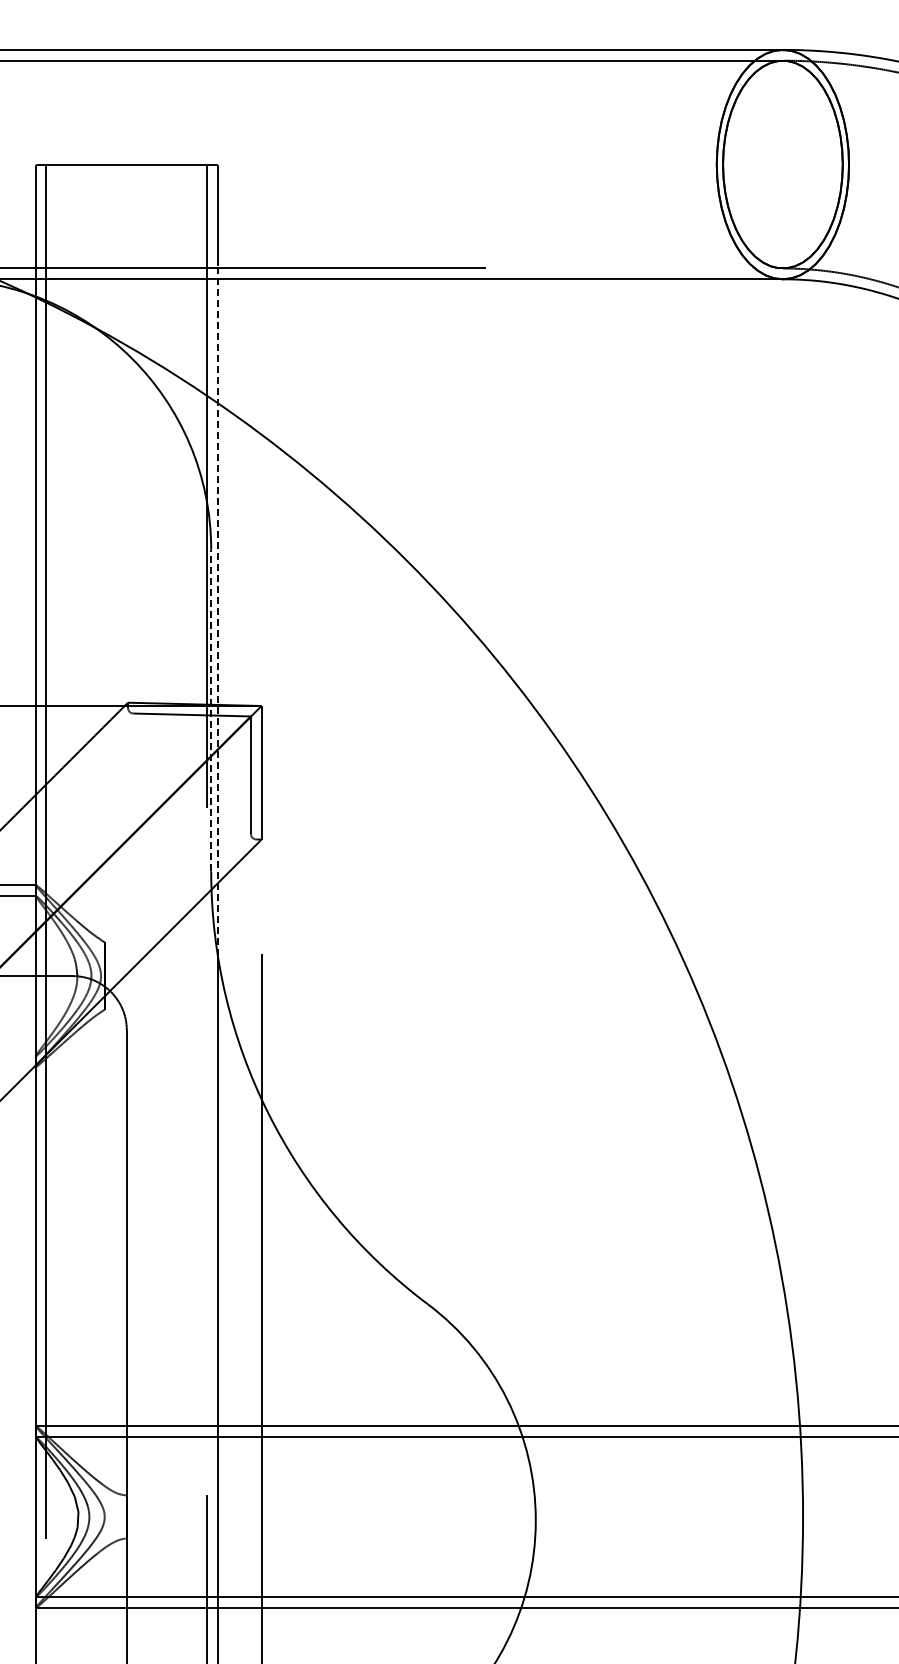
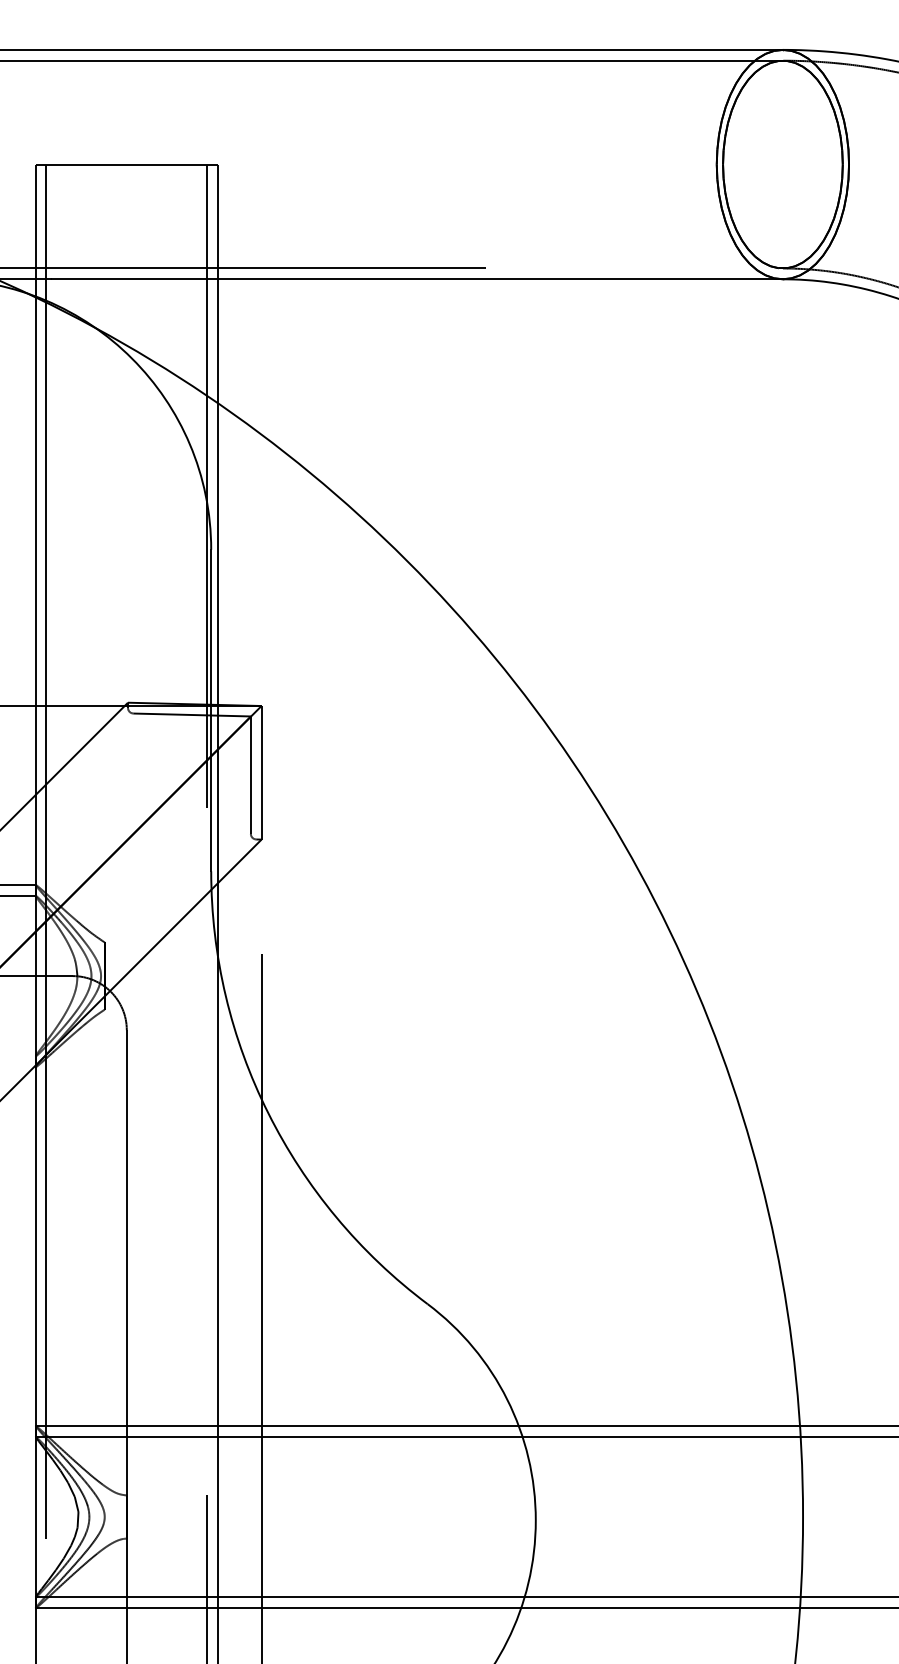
line: dashed -> solid (217, 610)
line: dashed -> solid (211, 710)
